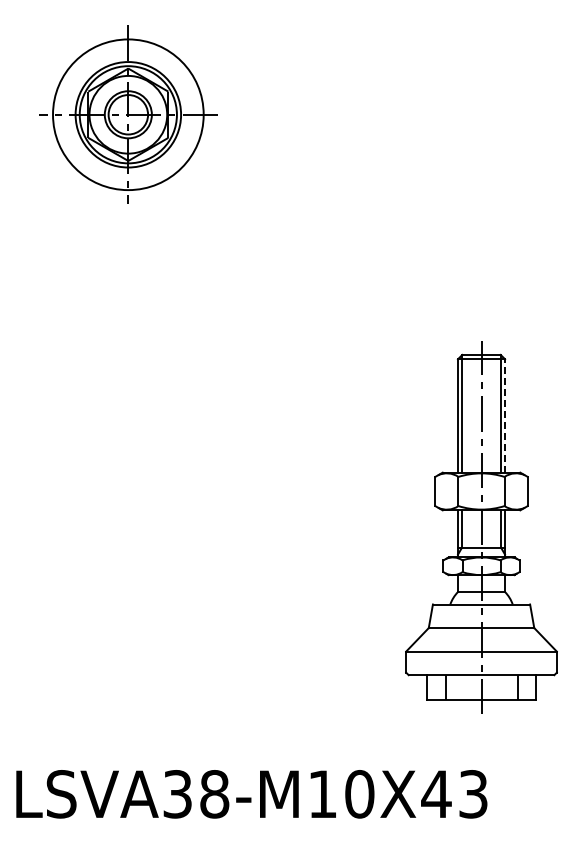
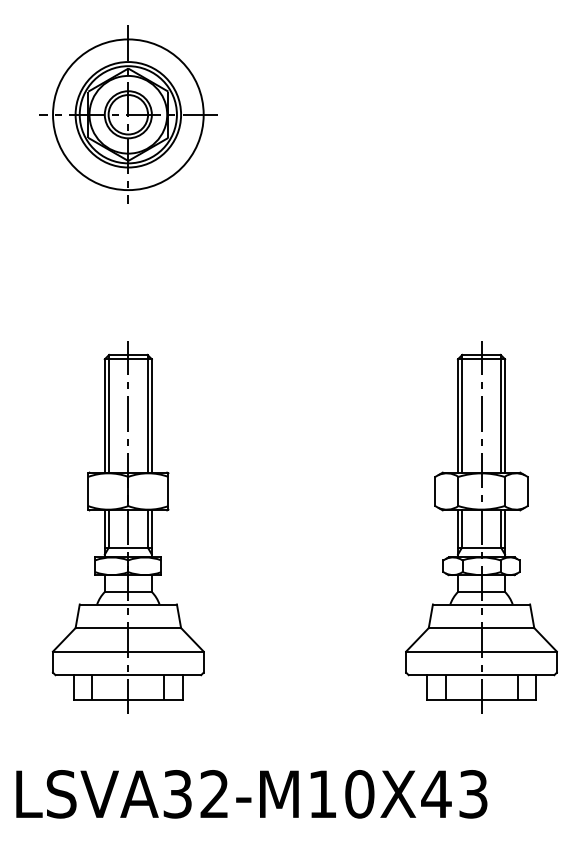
line: dashed -> solid (505, 415)
part: none -> present (128, 527)
text: LSVA38-M10X43 -> LSVA32-M10X43 (214, 794)
